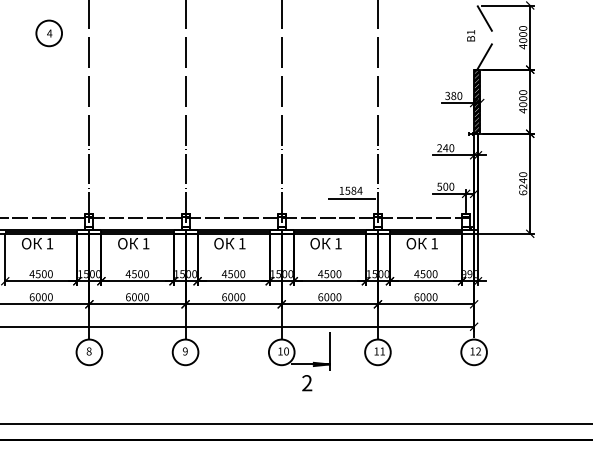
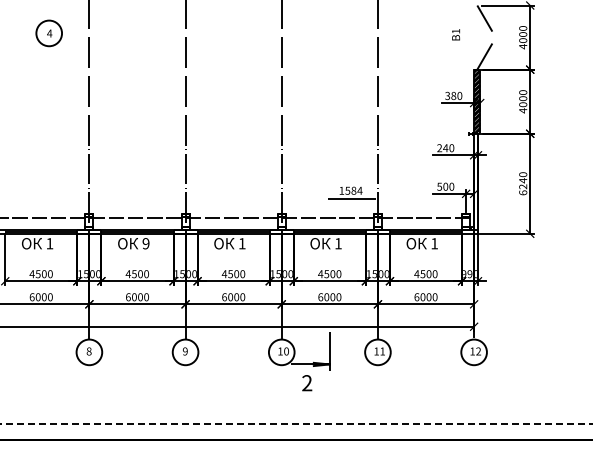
text position: (470, 35) -> (455, 34) (455, 34)
text: 1 -> 9 (145, 243)
line: solid -> dashed (296, 424)
